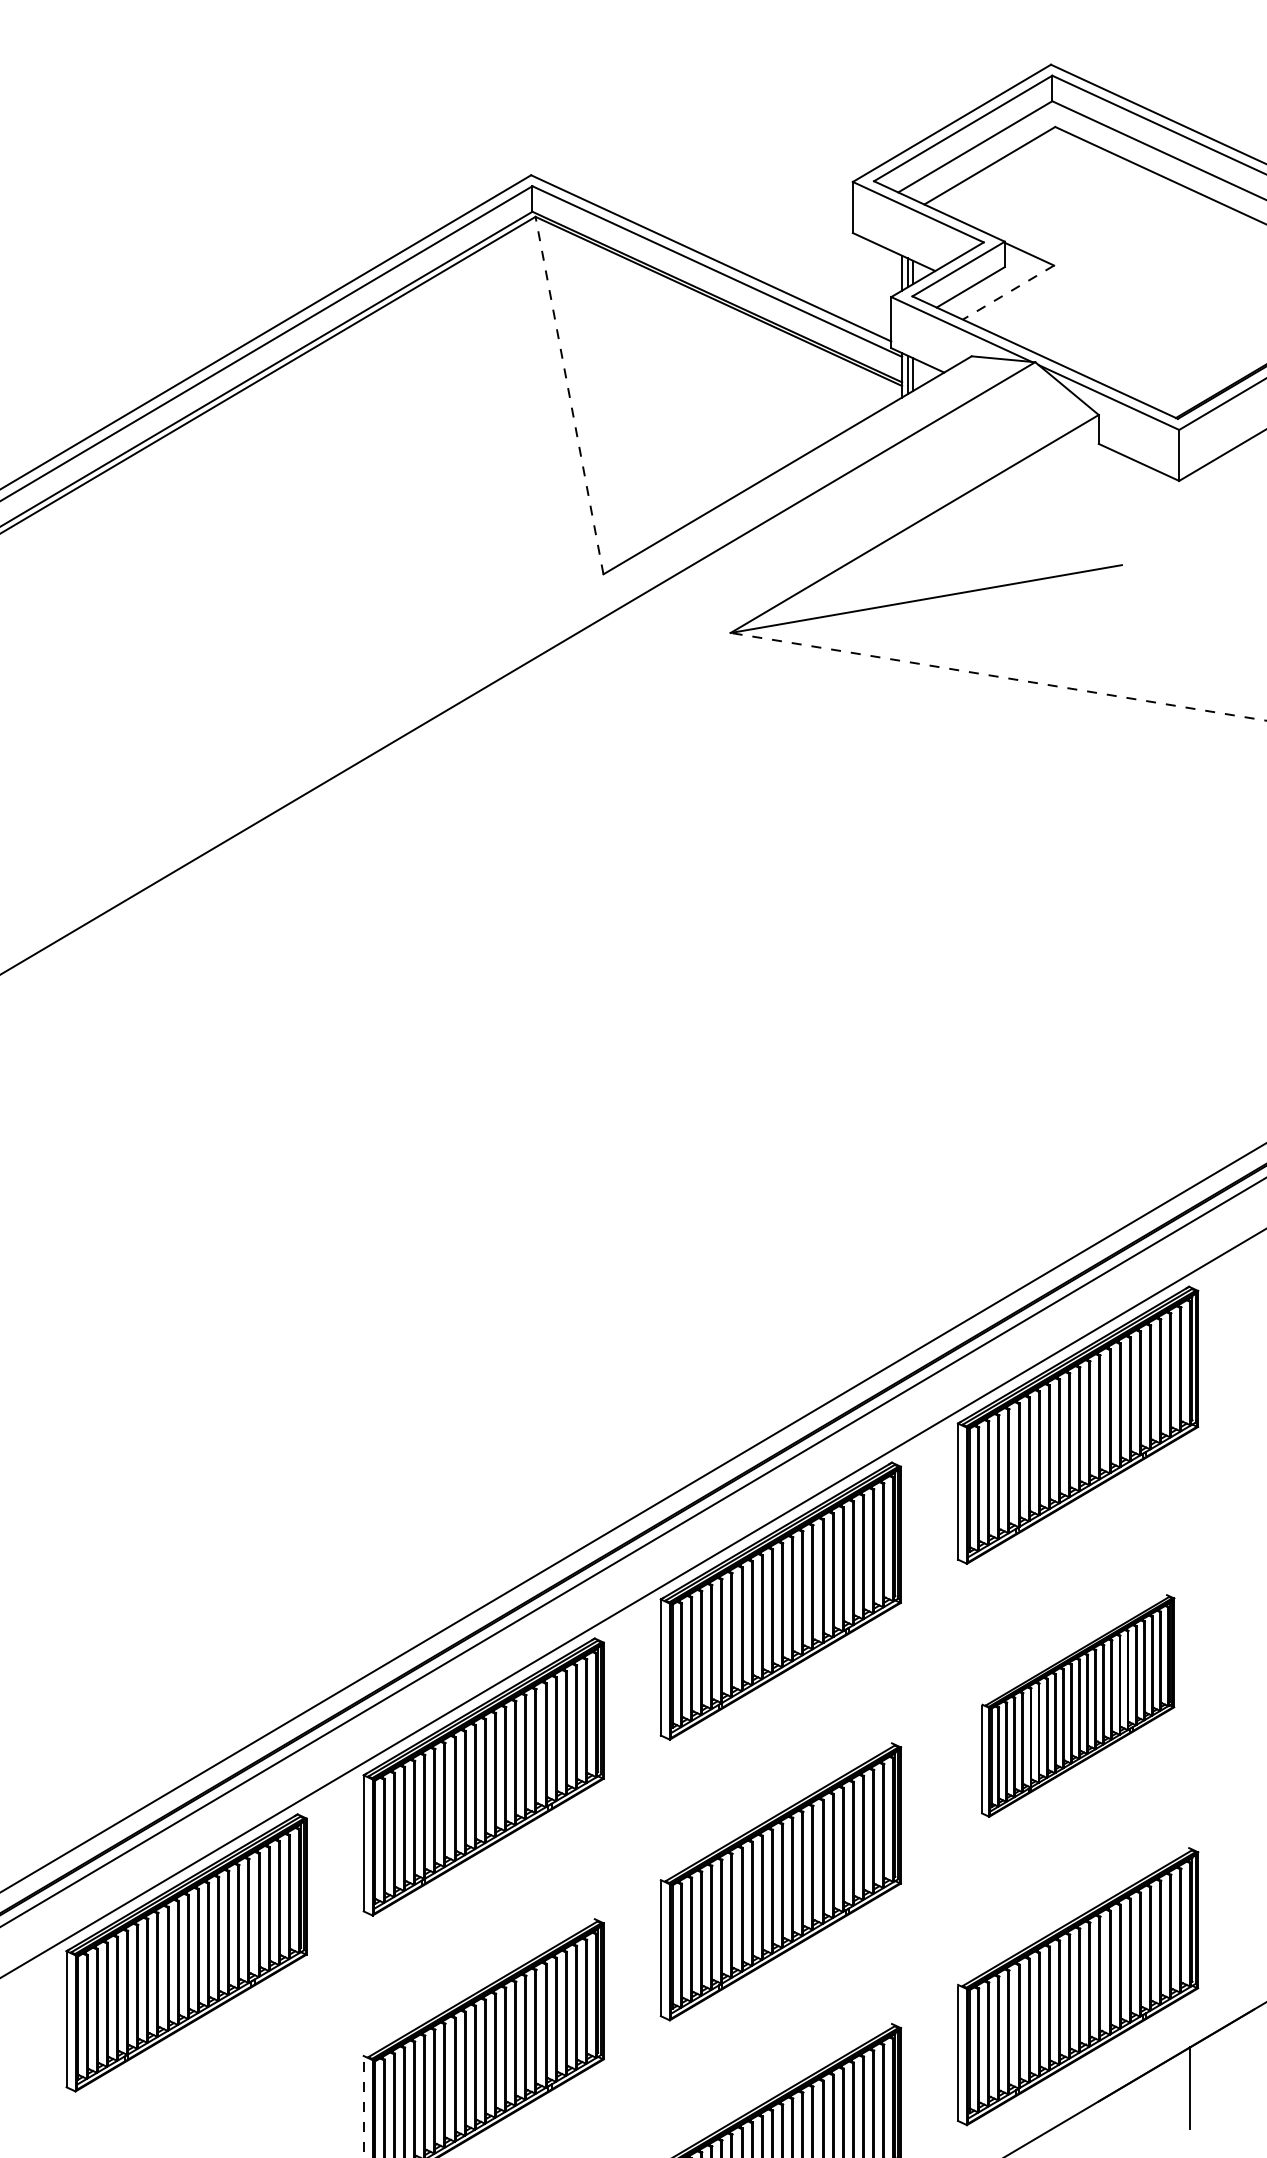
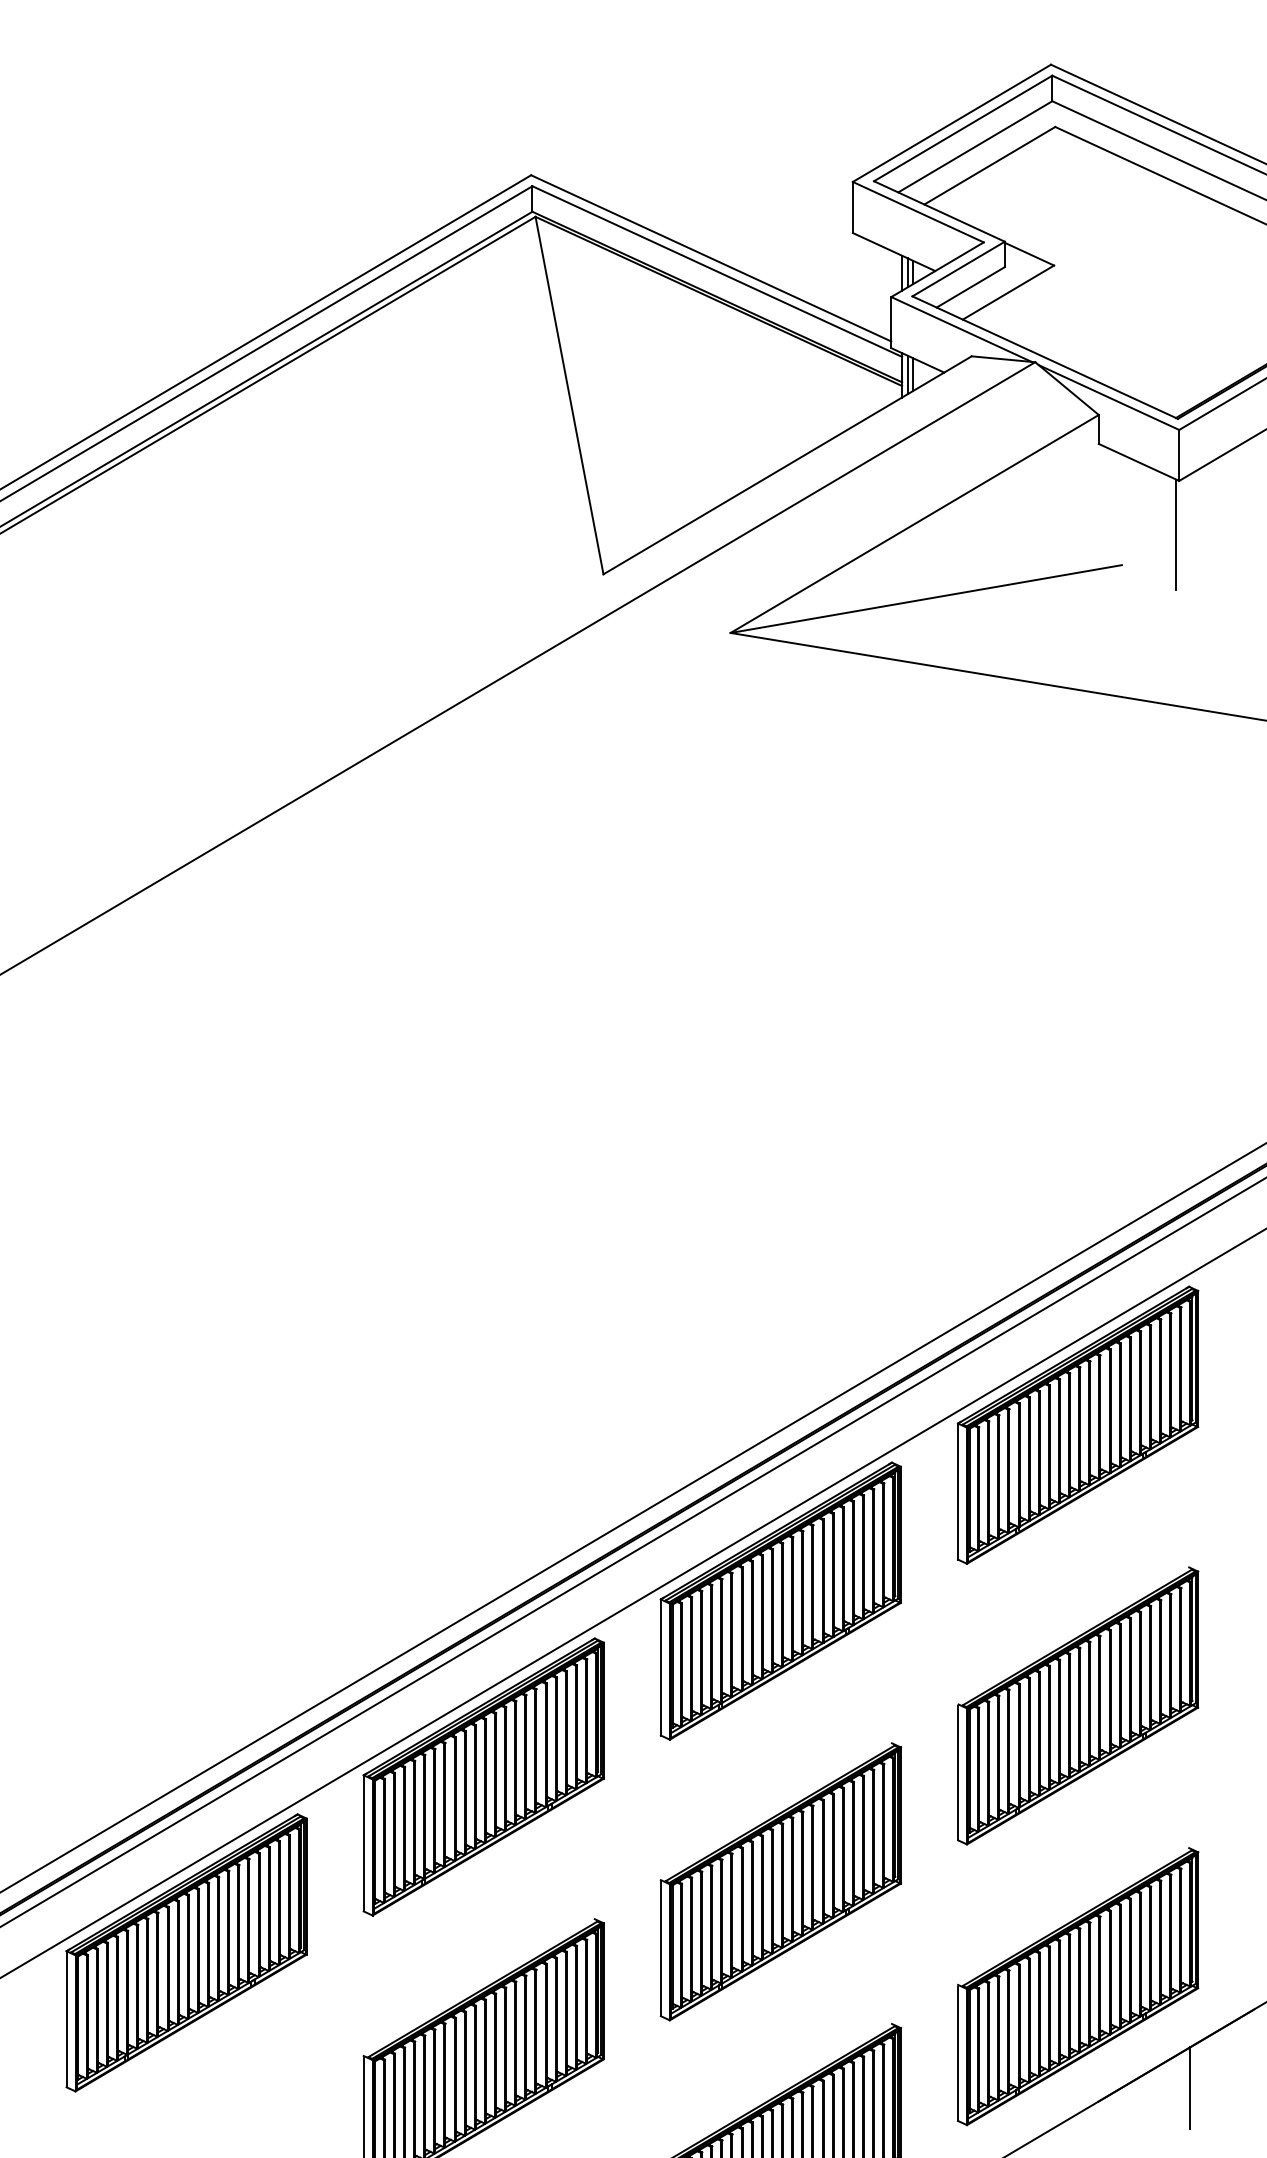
line: dashed -> solid (1008, 292)
line: dashed -> solid (569, 395)
line: none -> present (1176, 534)
line: dashed -> solid (997, 676)
part size: 195x224 px -> 243x280 px (1078, 1705)
line: dashed -> solid (363, 2107)
